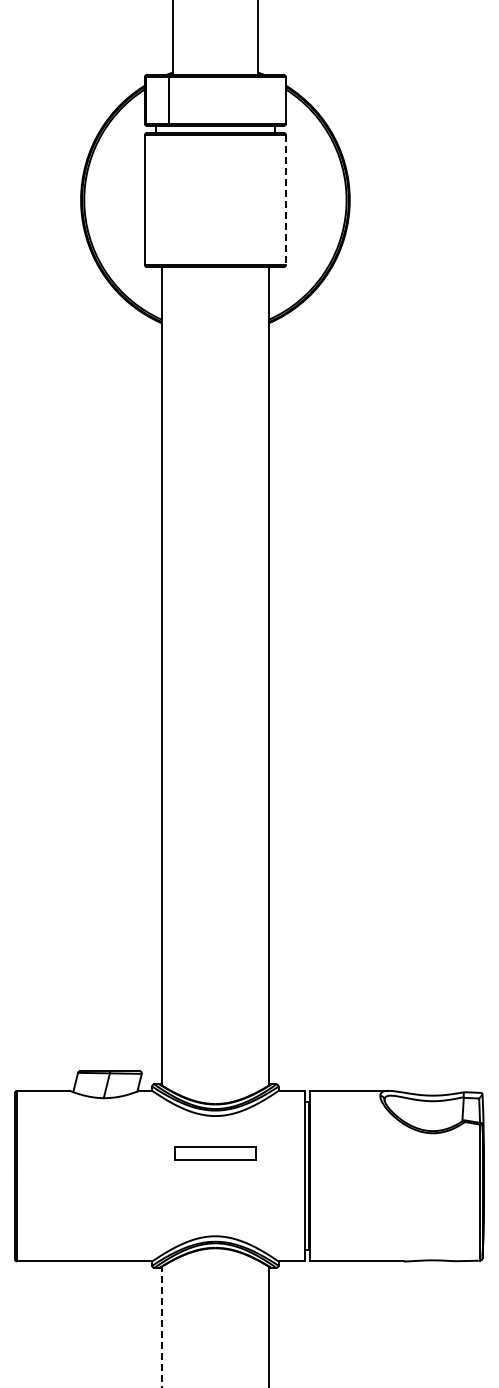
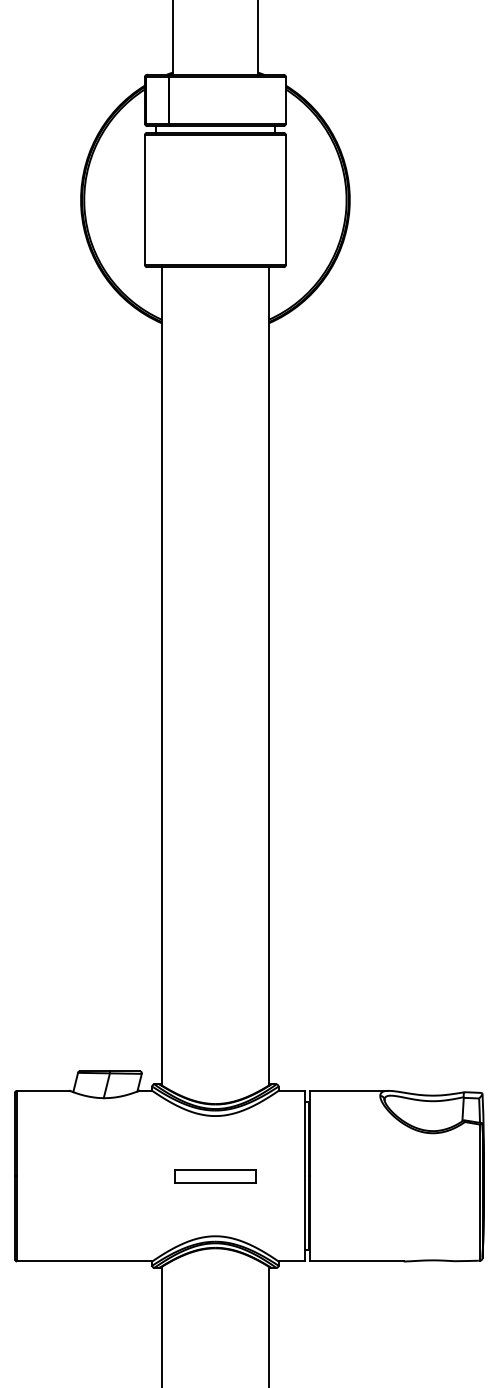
line: dashed -> solid (285, 200)
part position: (215, 1153) -> (215, 1176) (215, 1176)
line: dashed -> solid (162, 1326)
